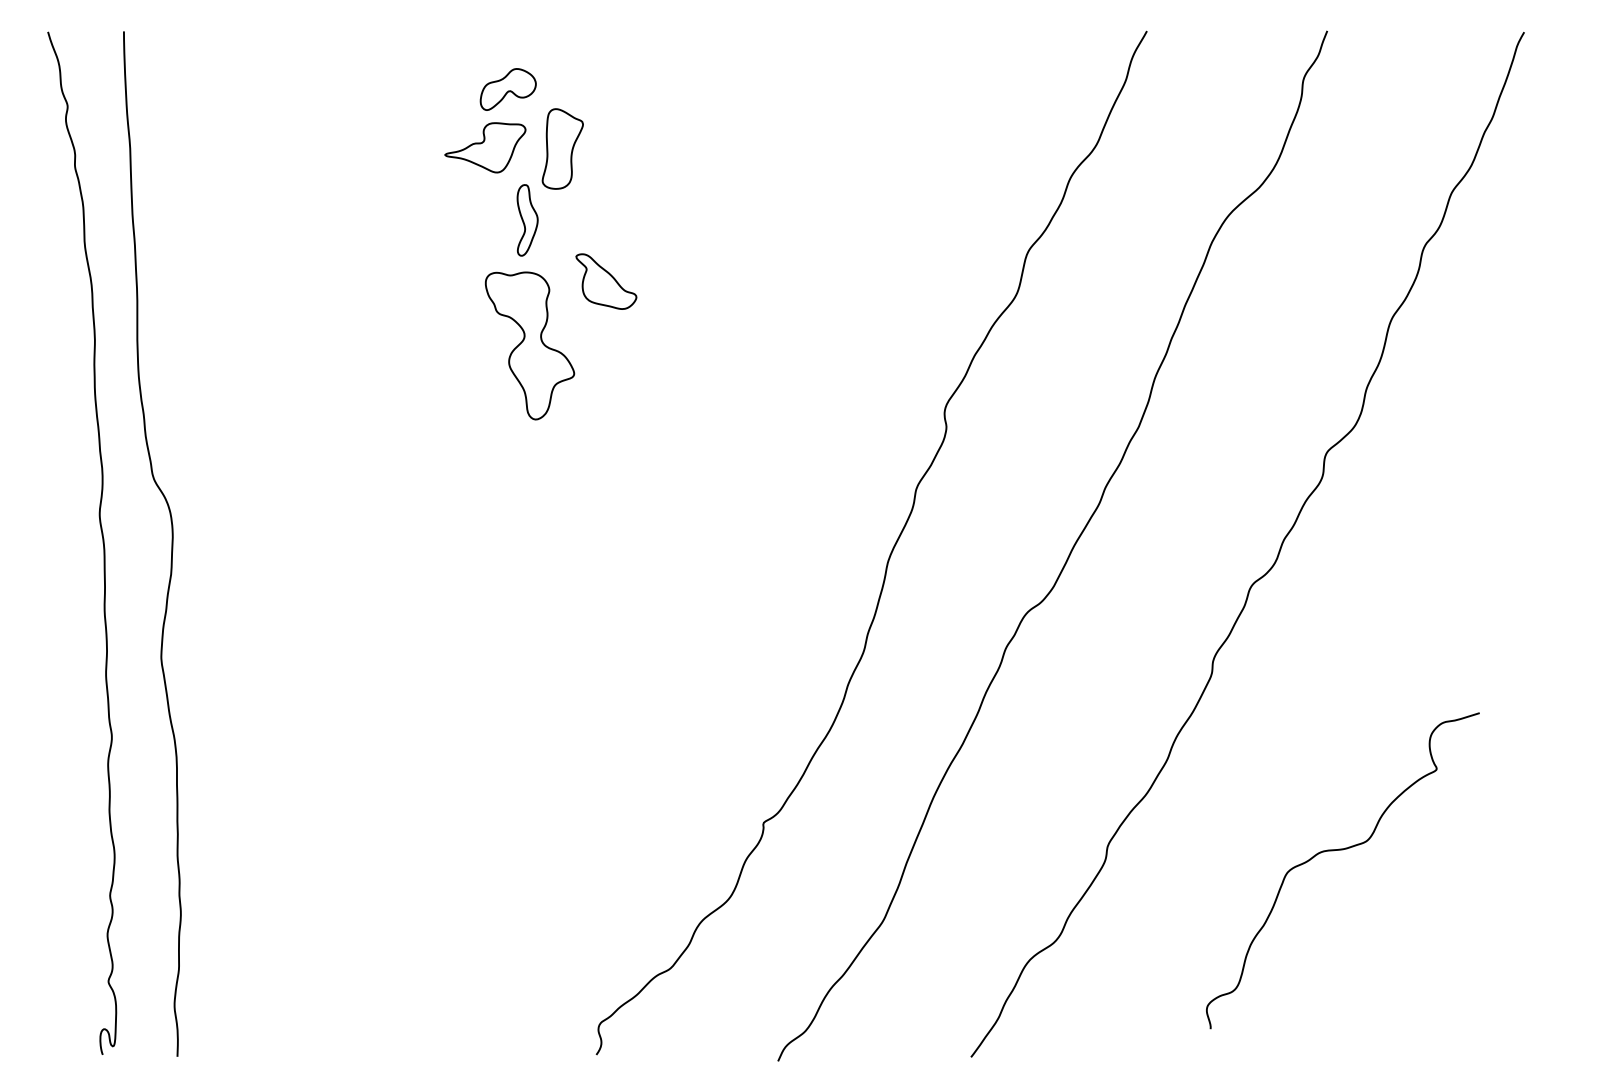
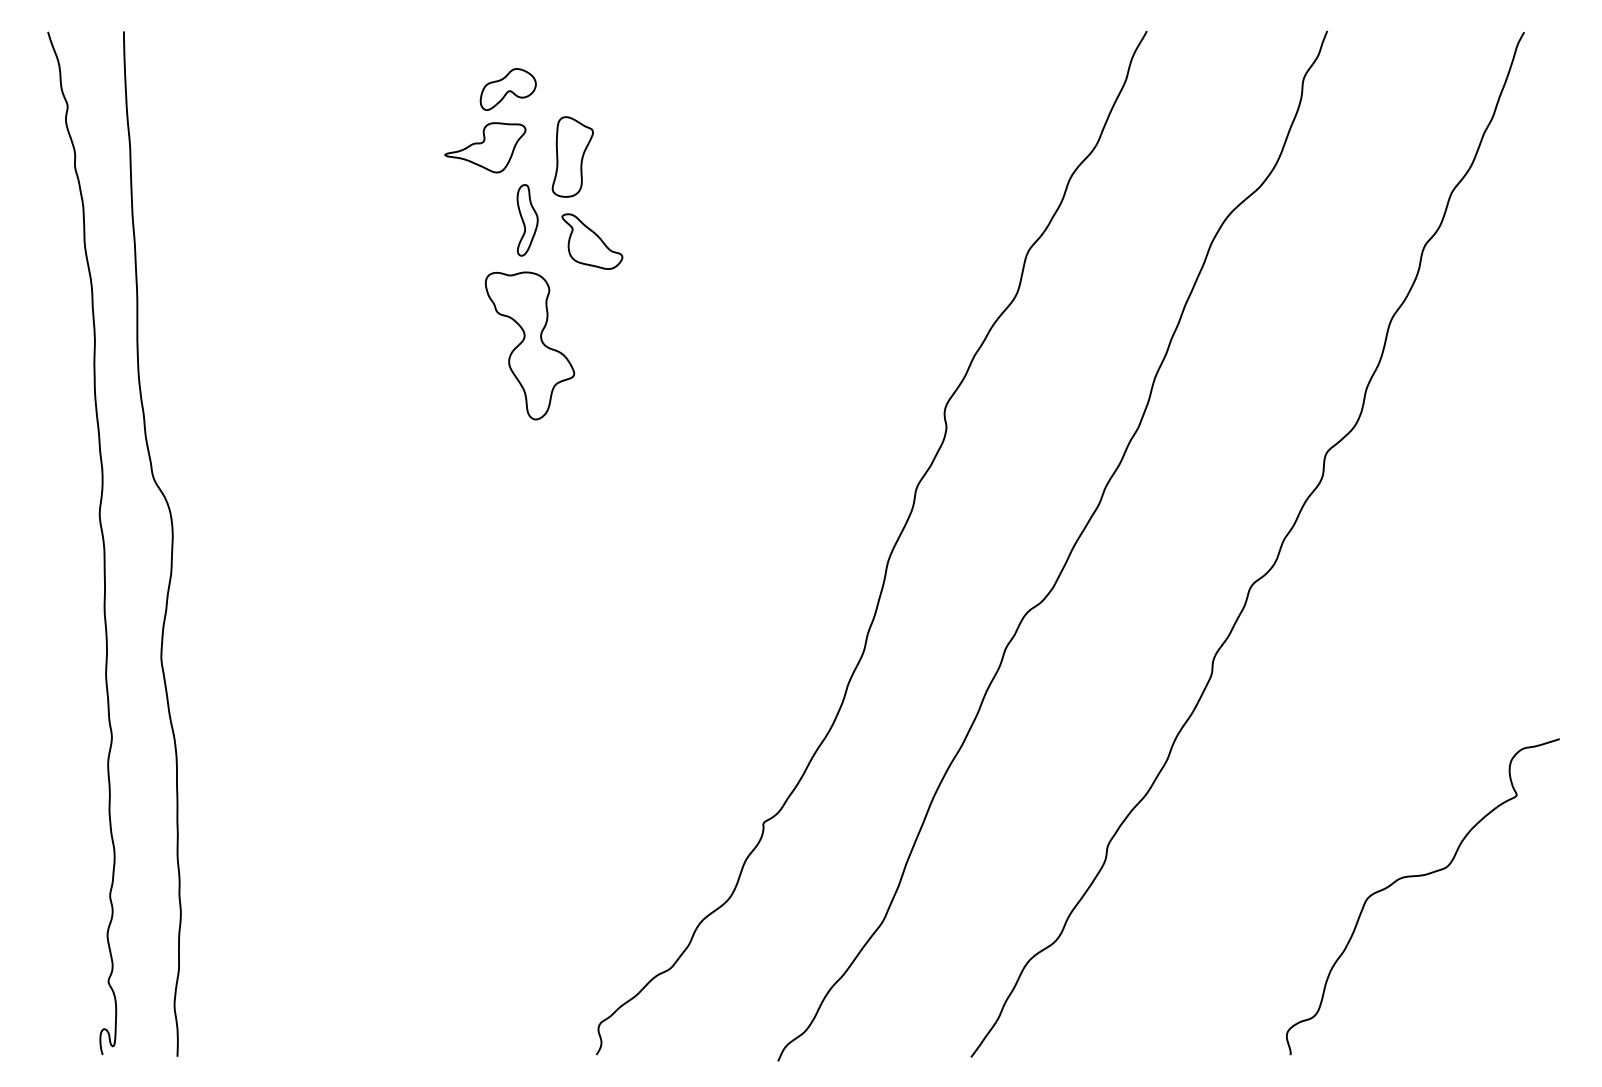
part position: (562, 148) -> (572, 156) (572, 156)
part position: (606, 281) -> (592, 241) (592, 241)
curve position: (1342, 850) -> (1422, 876) (1422, 876)
